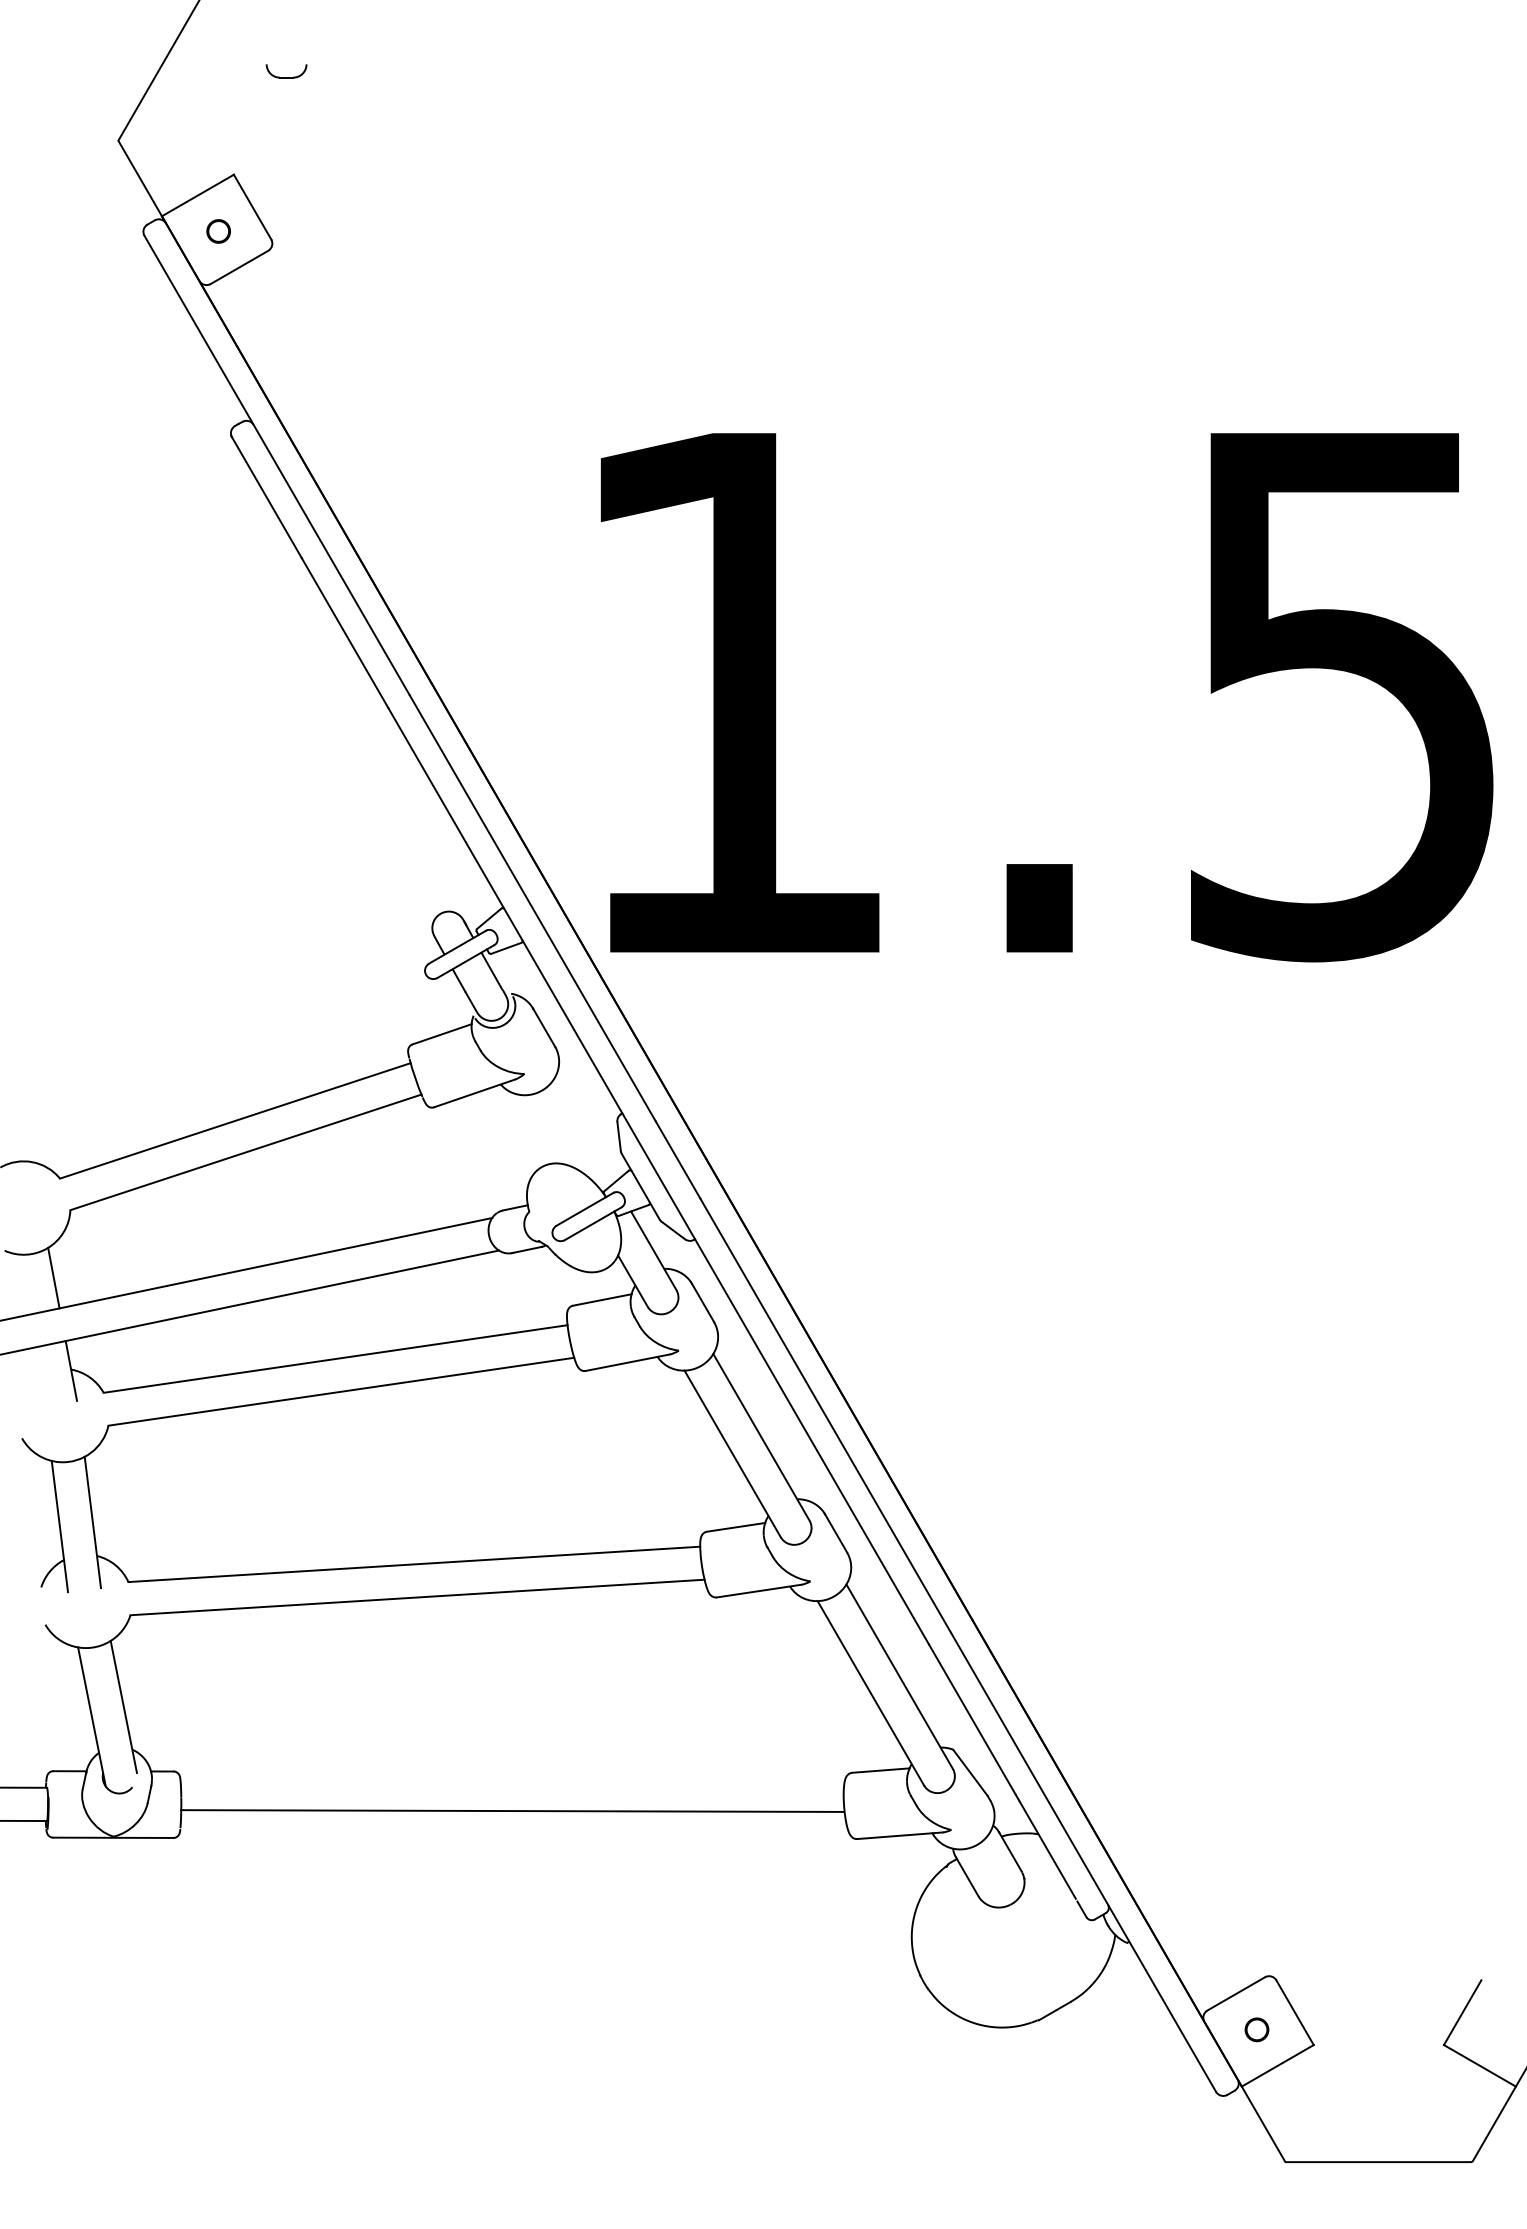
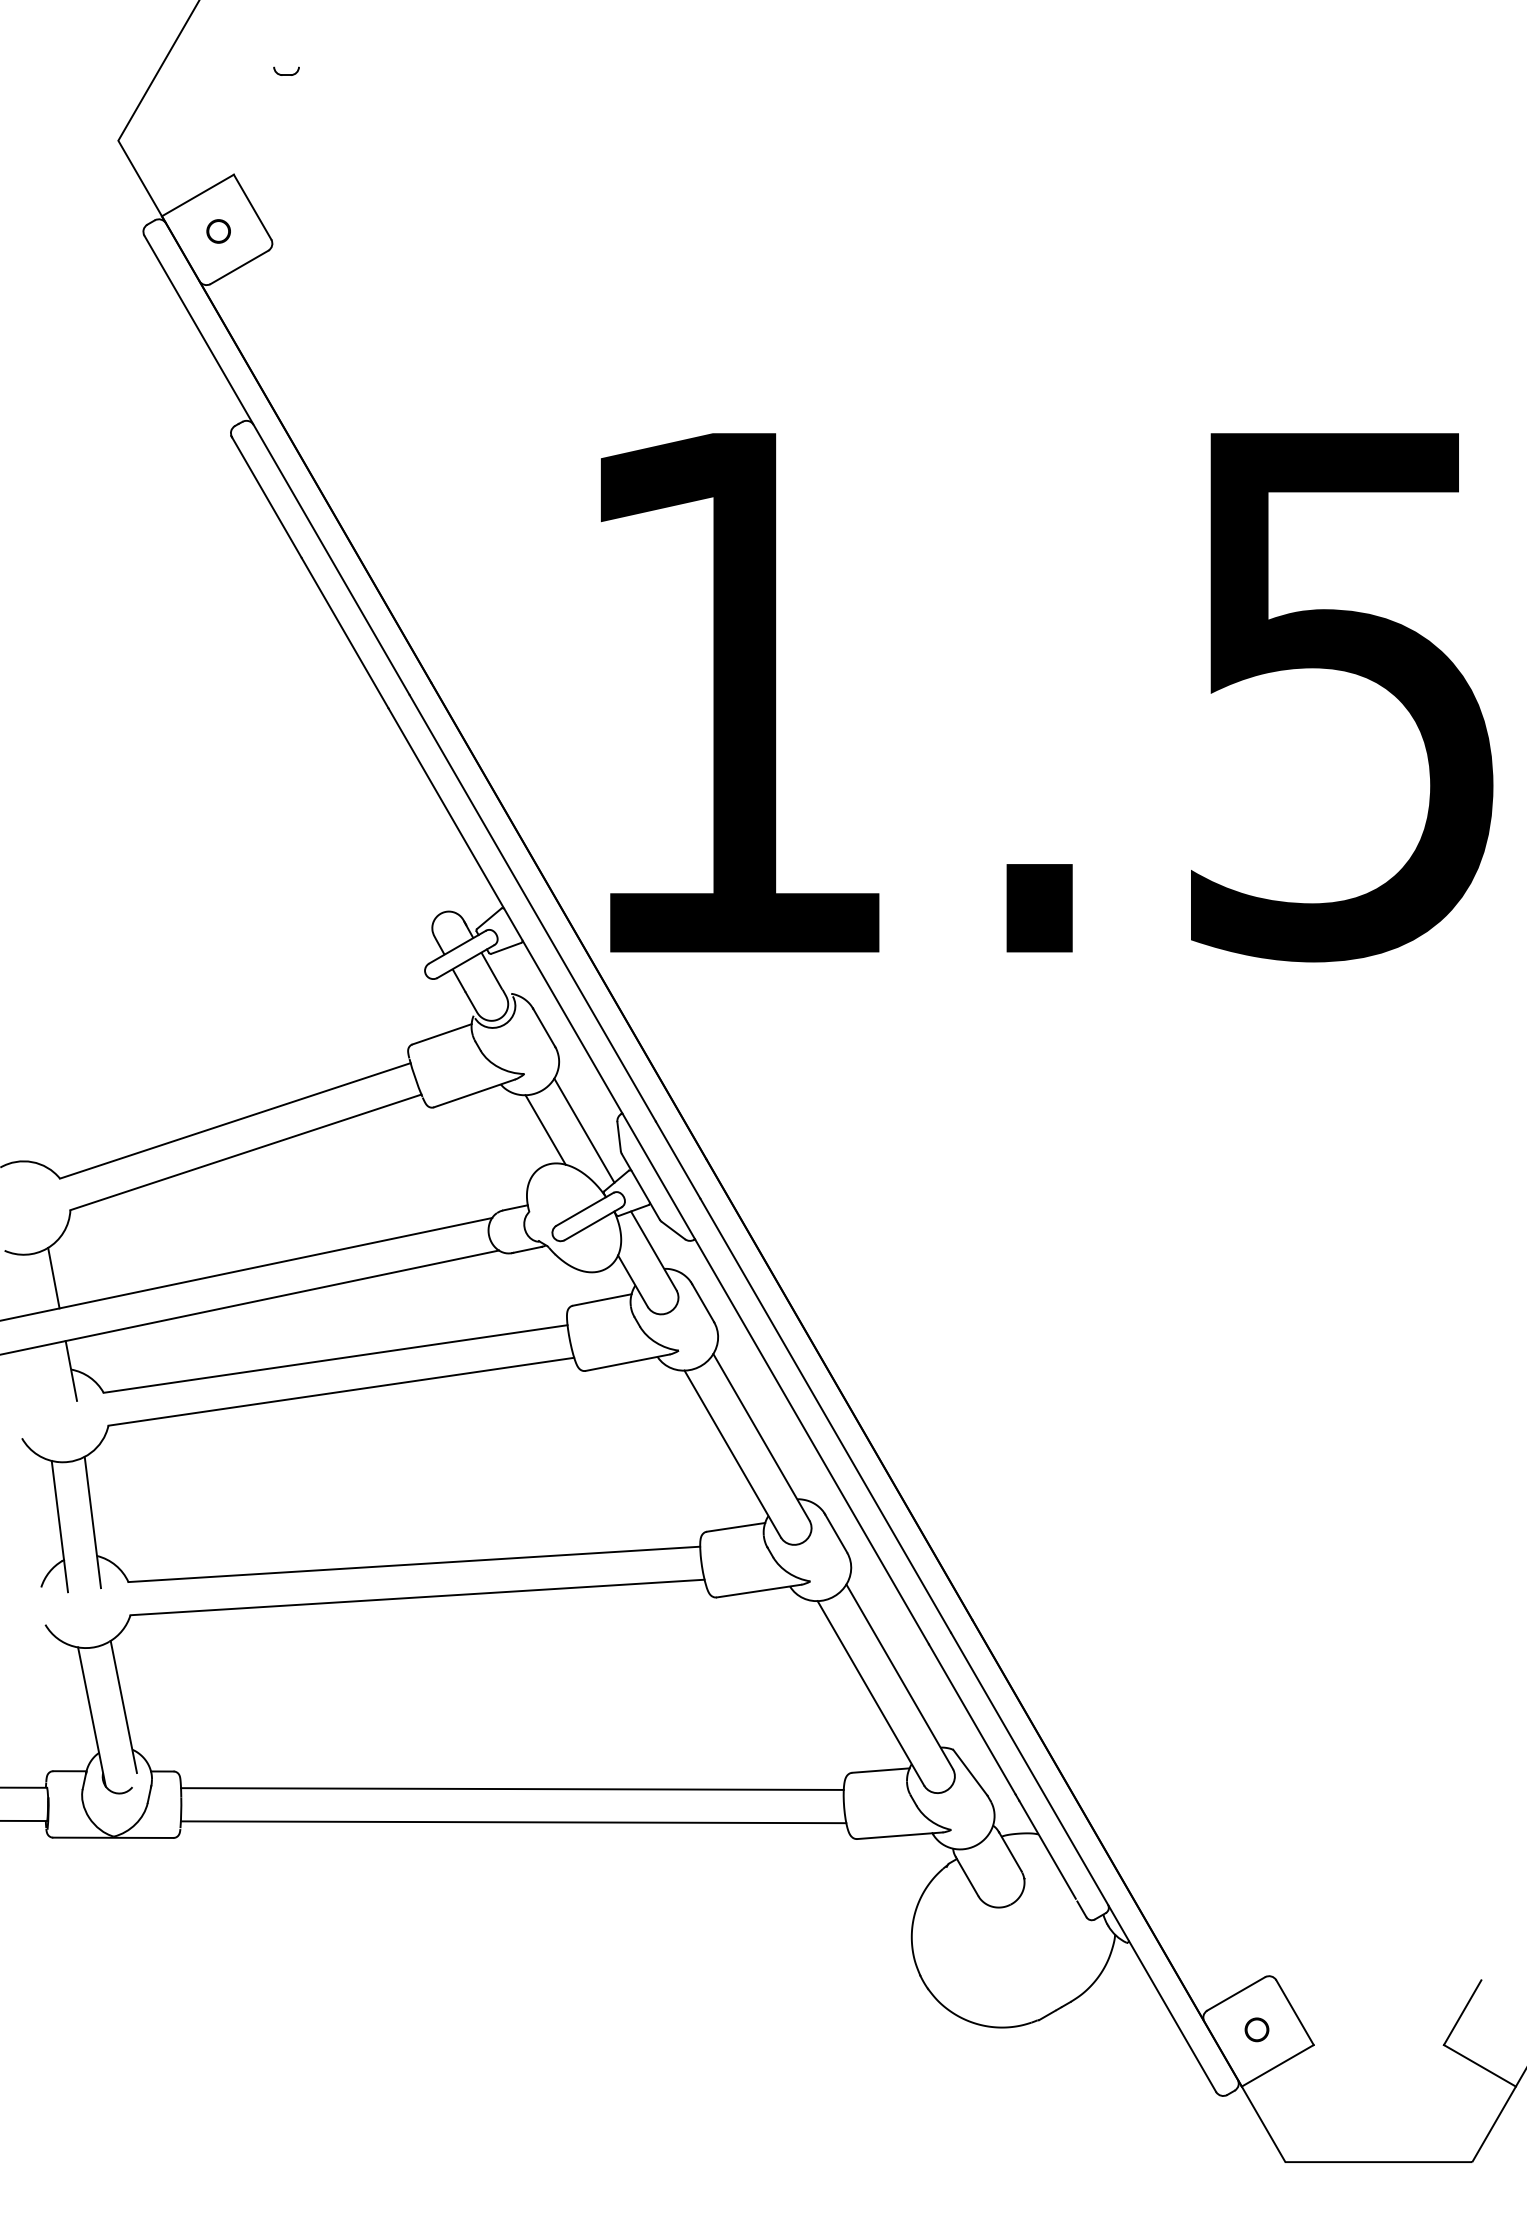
part size: 43x15 px -> 27x10 px (286, 70)
line: none -> present (545, 1129)
line: none -> present (584, 1130)
line position: (512, 1810) -> (512, 1788) (512, 1788)
line: none -> present (513, 1822)
